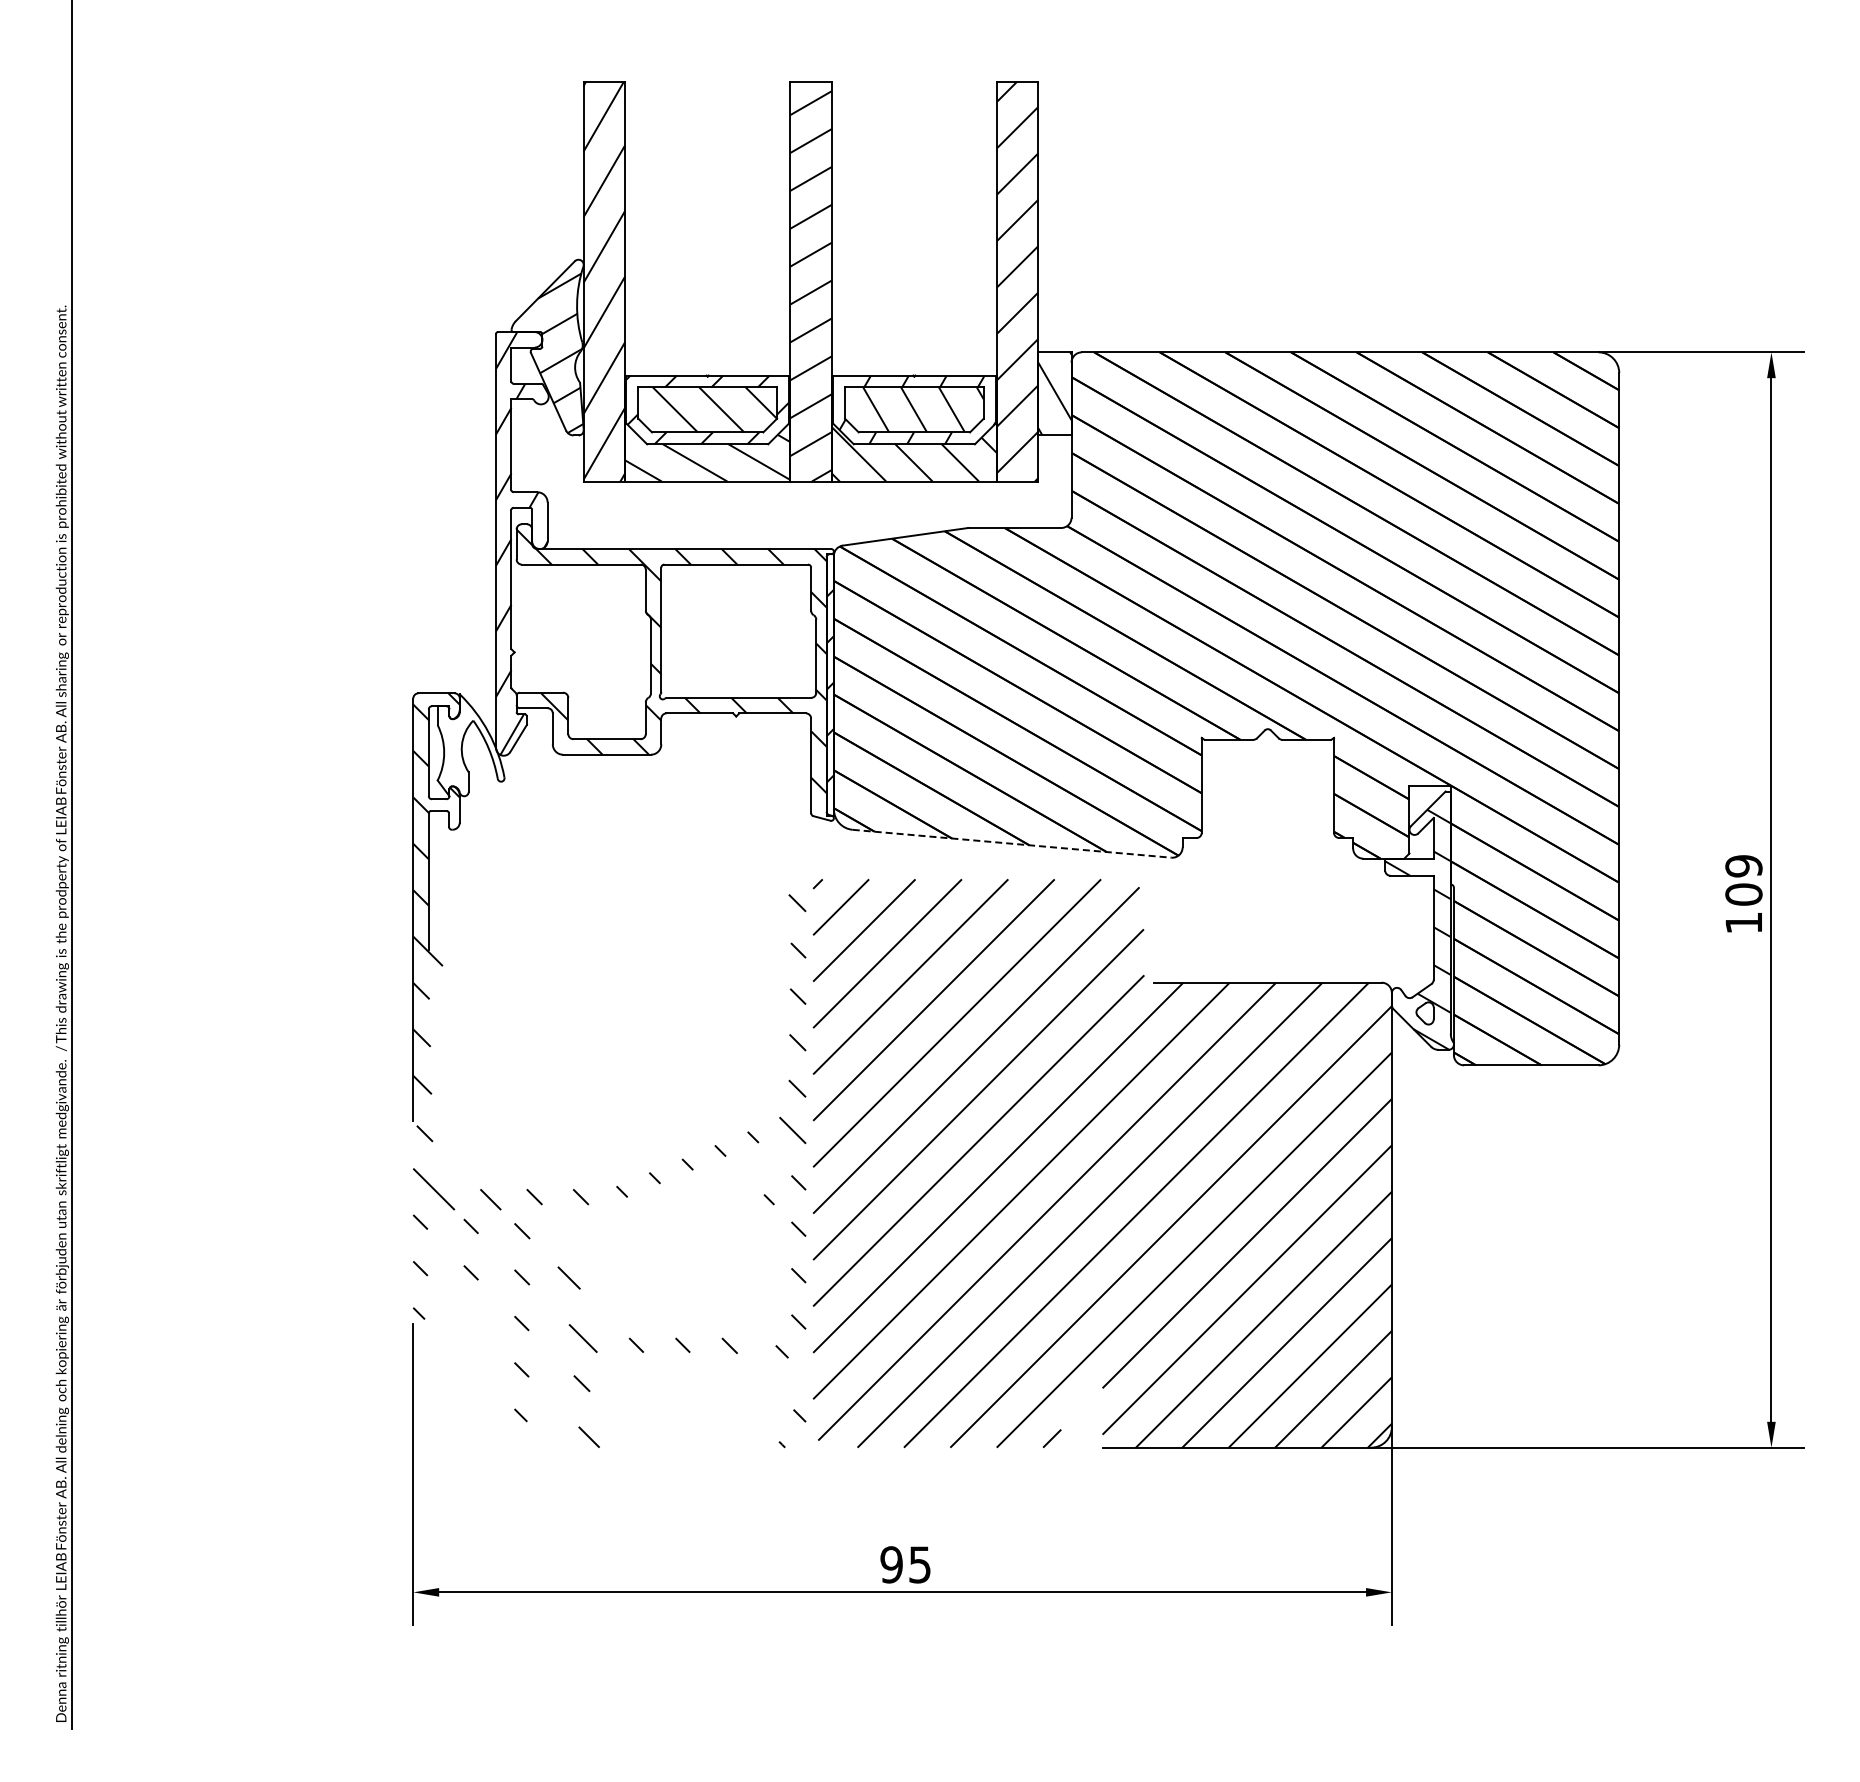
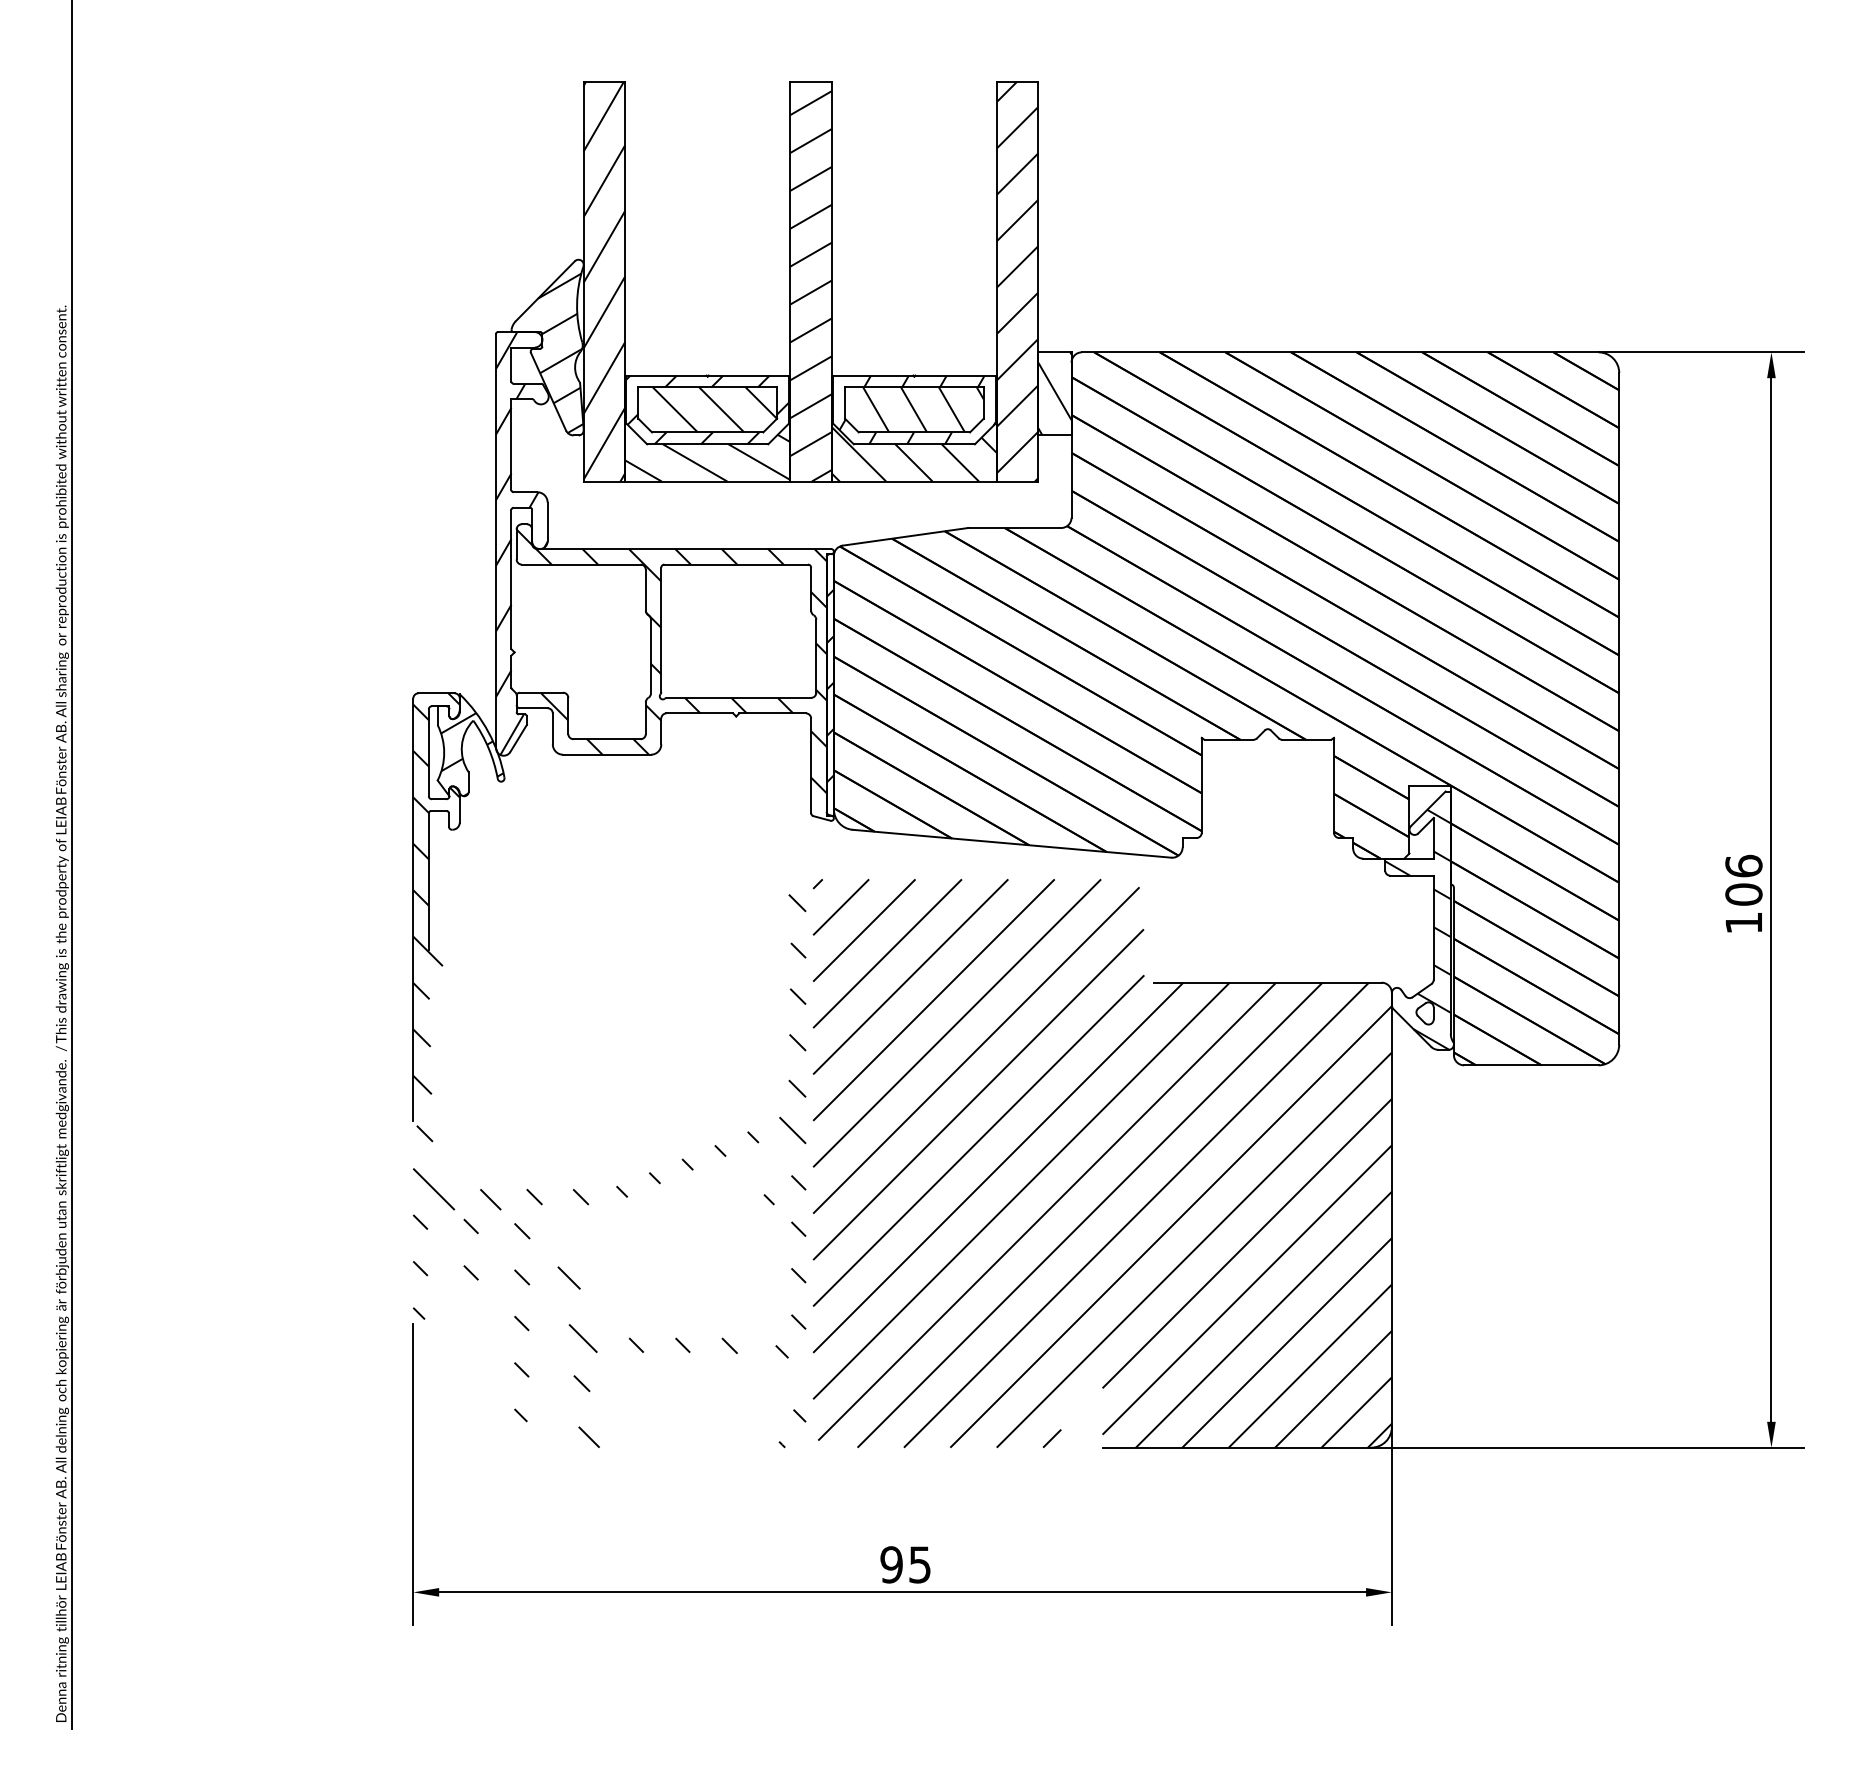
hatch: none -> present (472, 754)
line: dashed -> solid (1012, 843)
text: 109 -> 106 (1743, 865)
